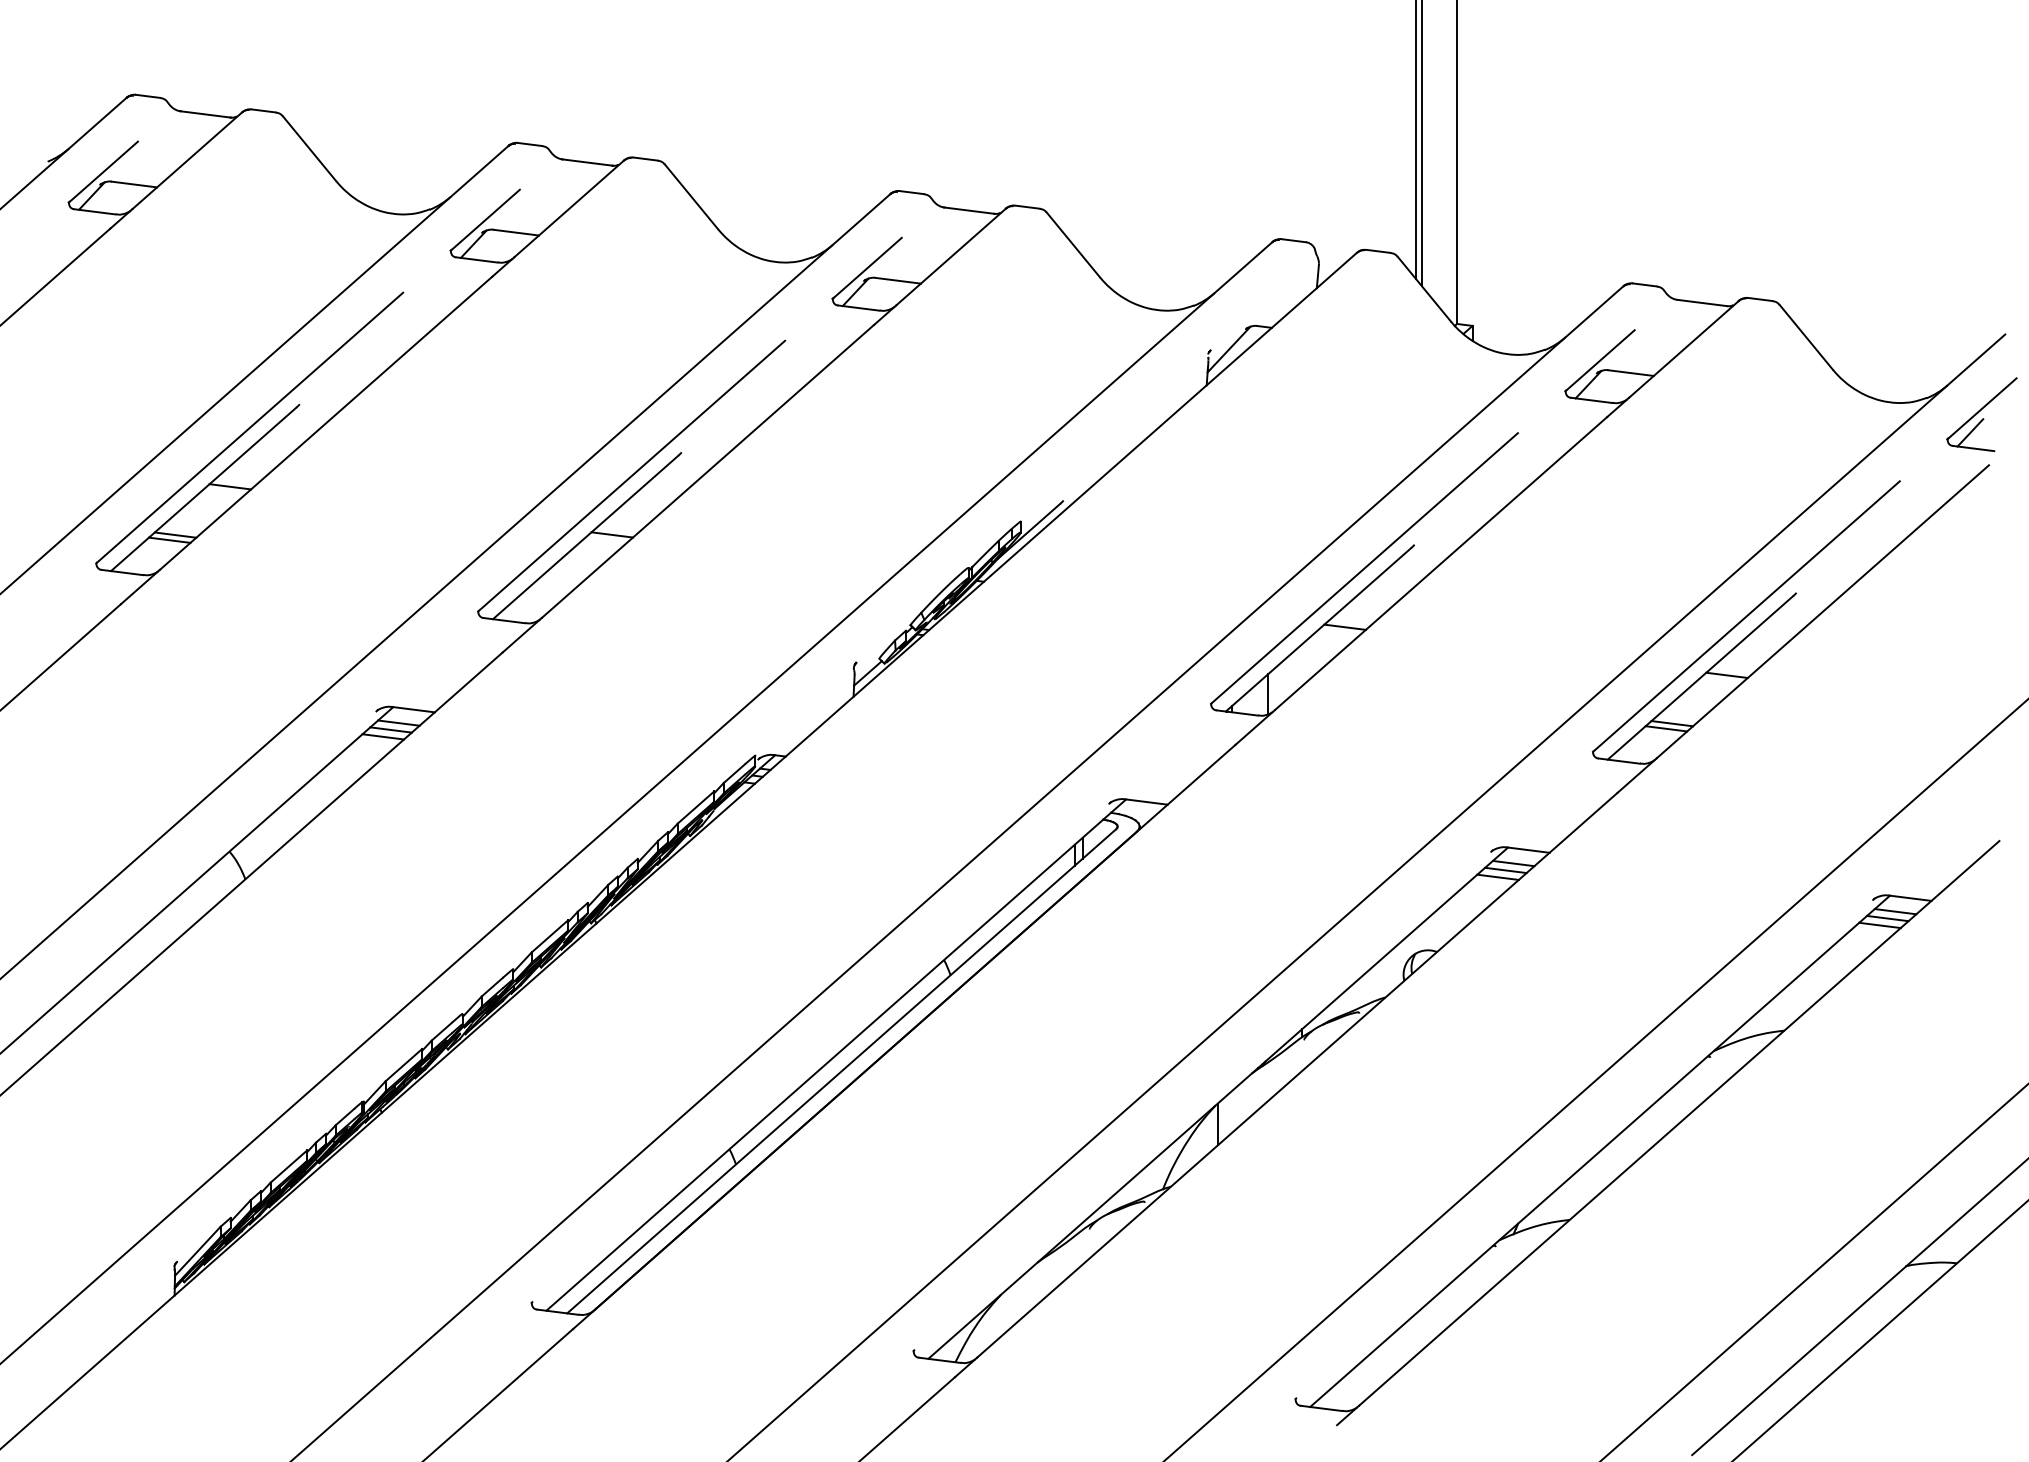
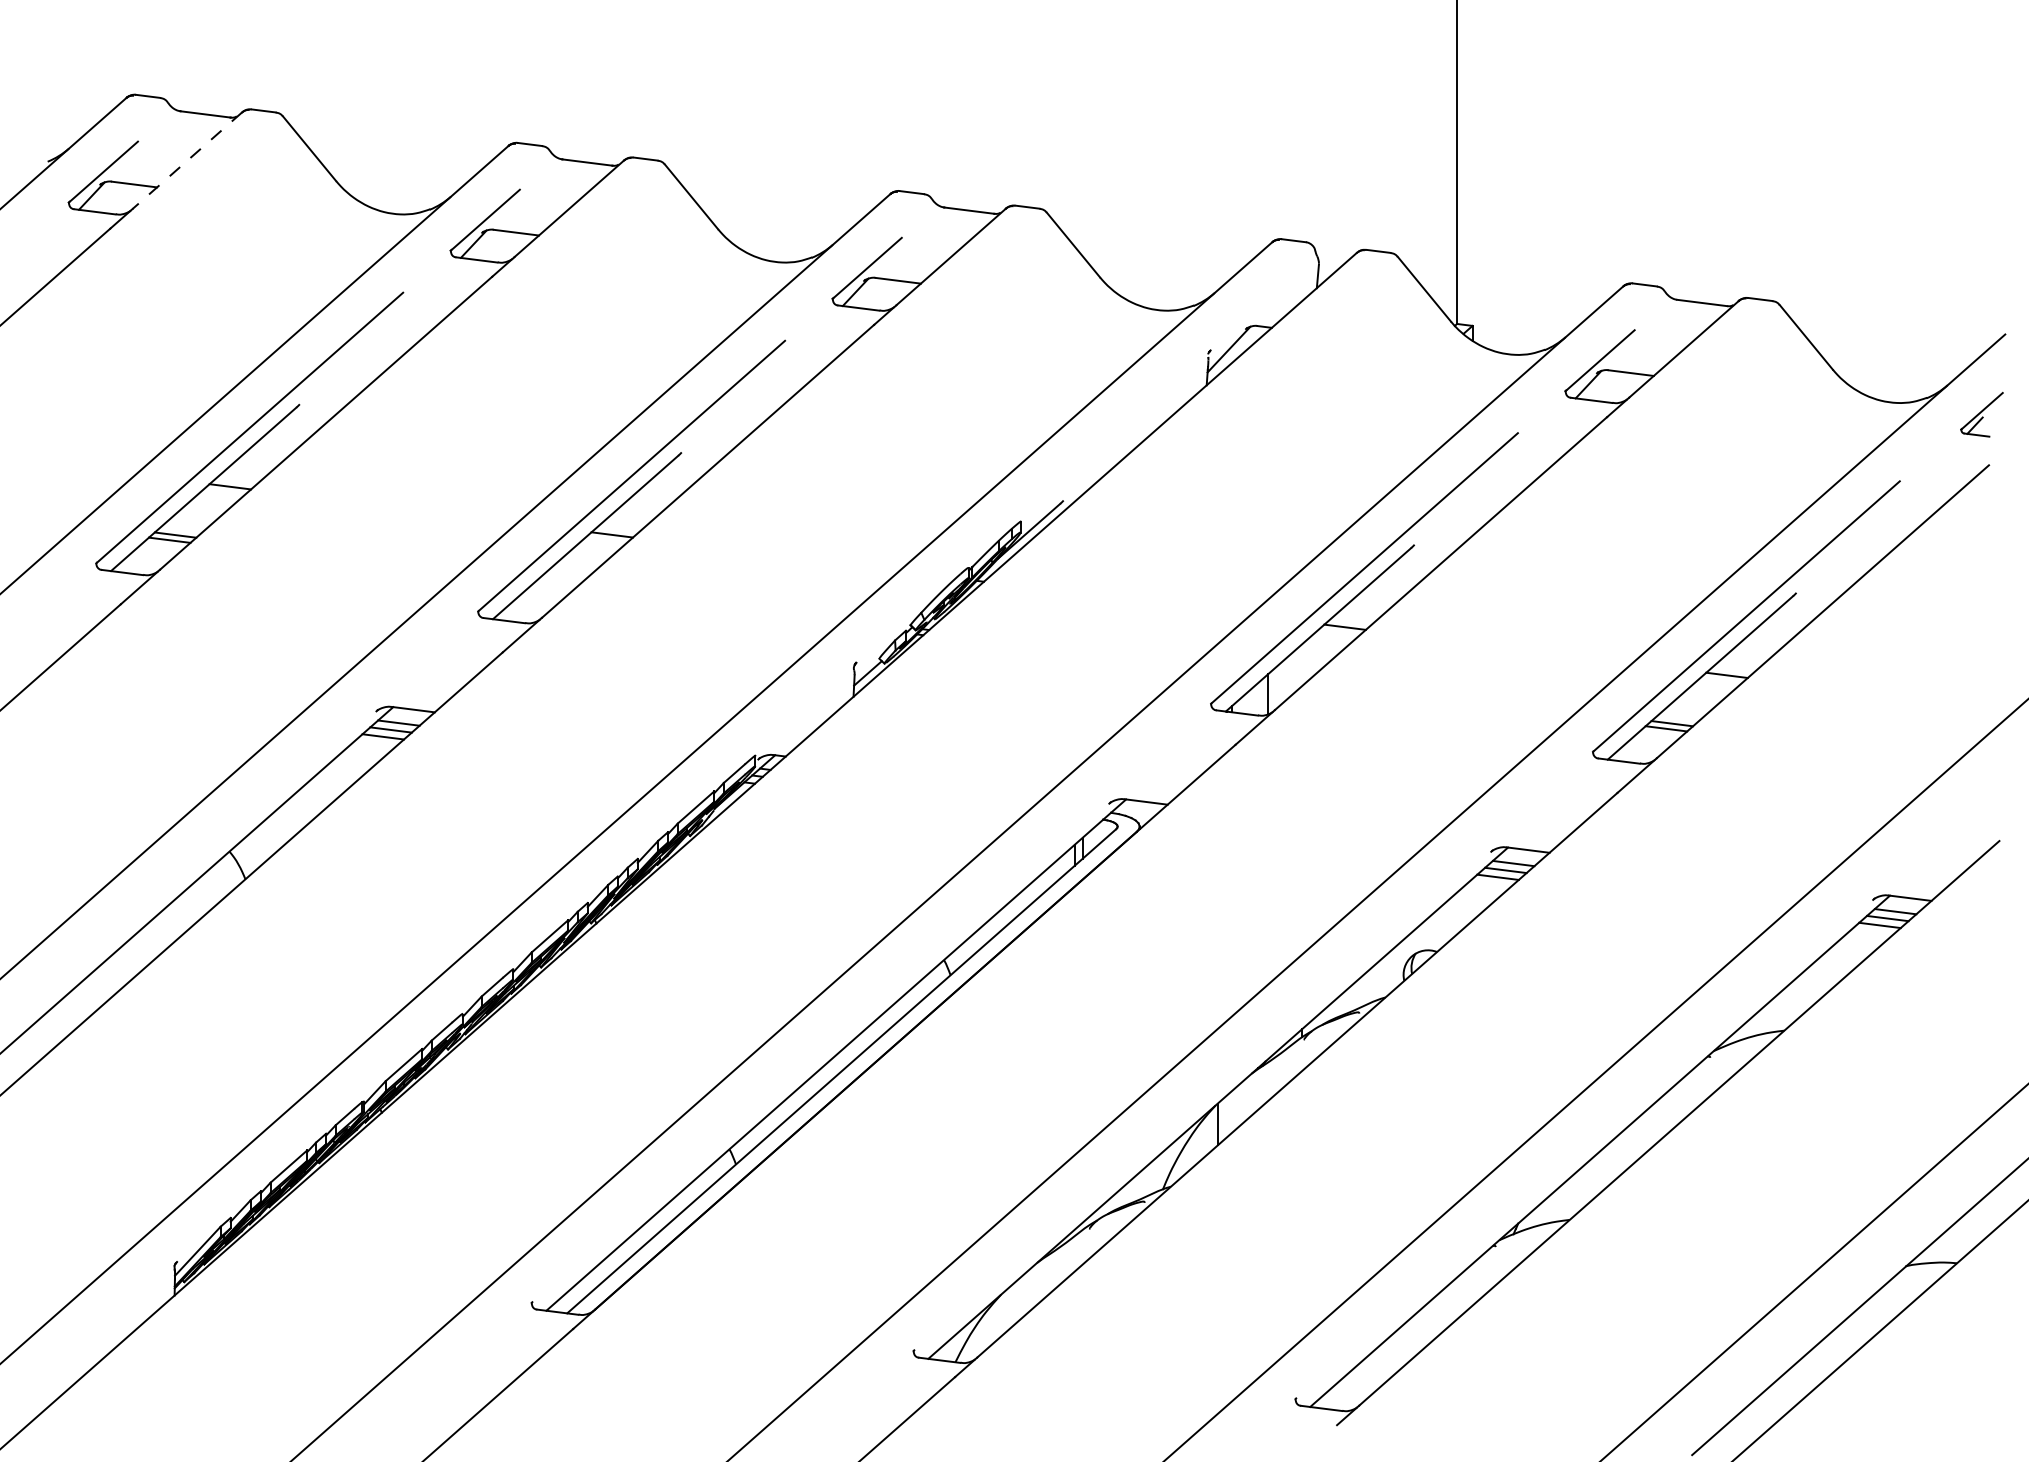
line: present -> none (1415, 140)
line: present -> none (1421, 143)
line: solid -> dashed (186, 161)
part size: 72x76 px -> 44x46 px (1981, 414)
